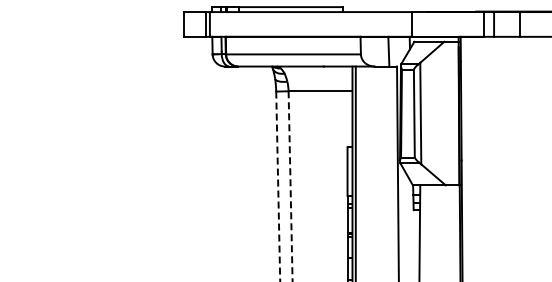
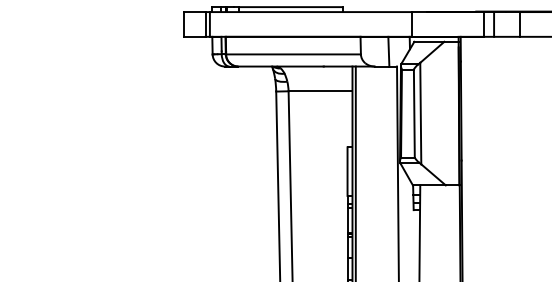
line: dashed -> solid (278, 186)
line: dashed -> solid (290, 186)
